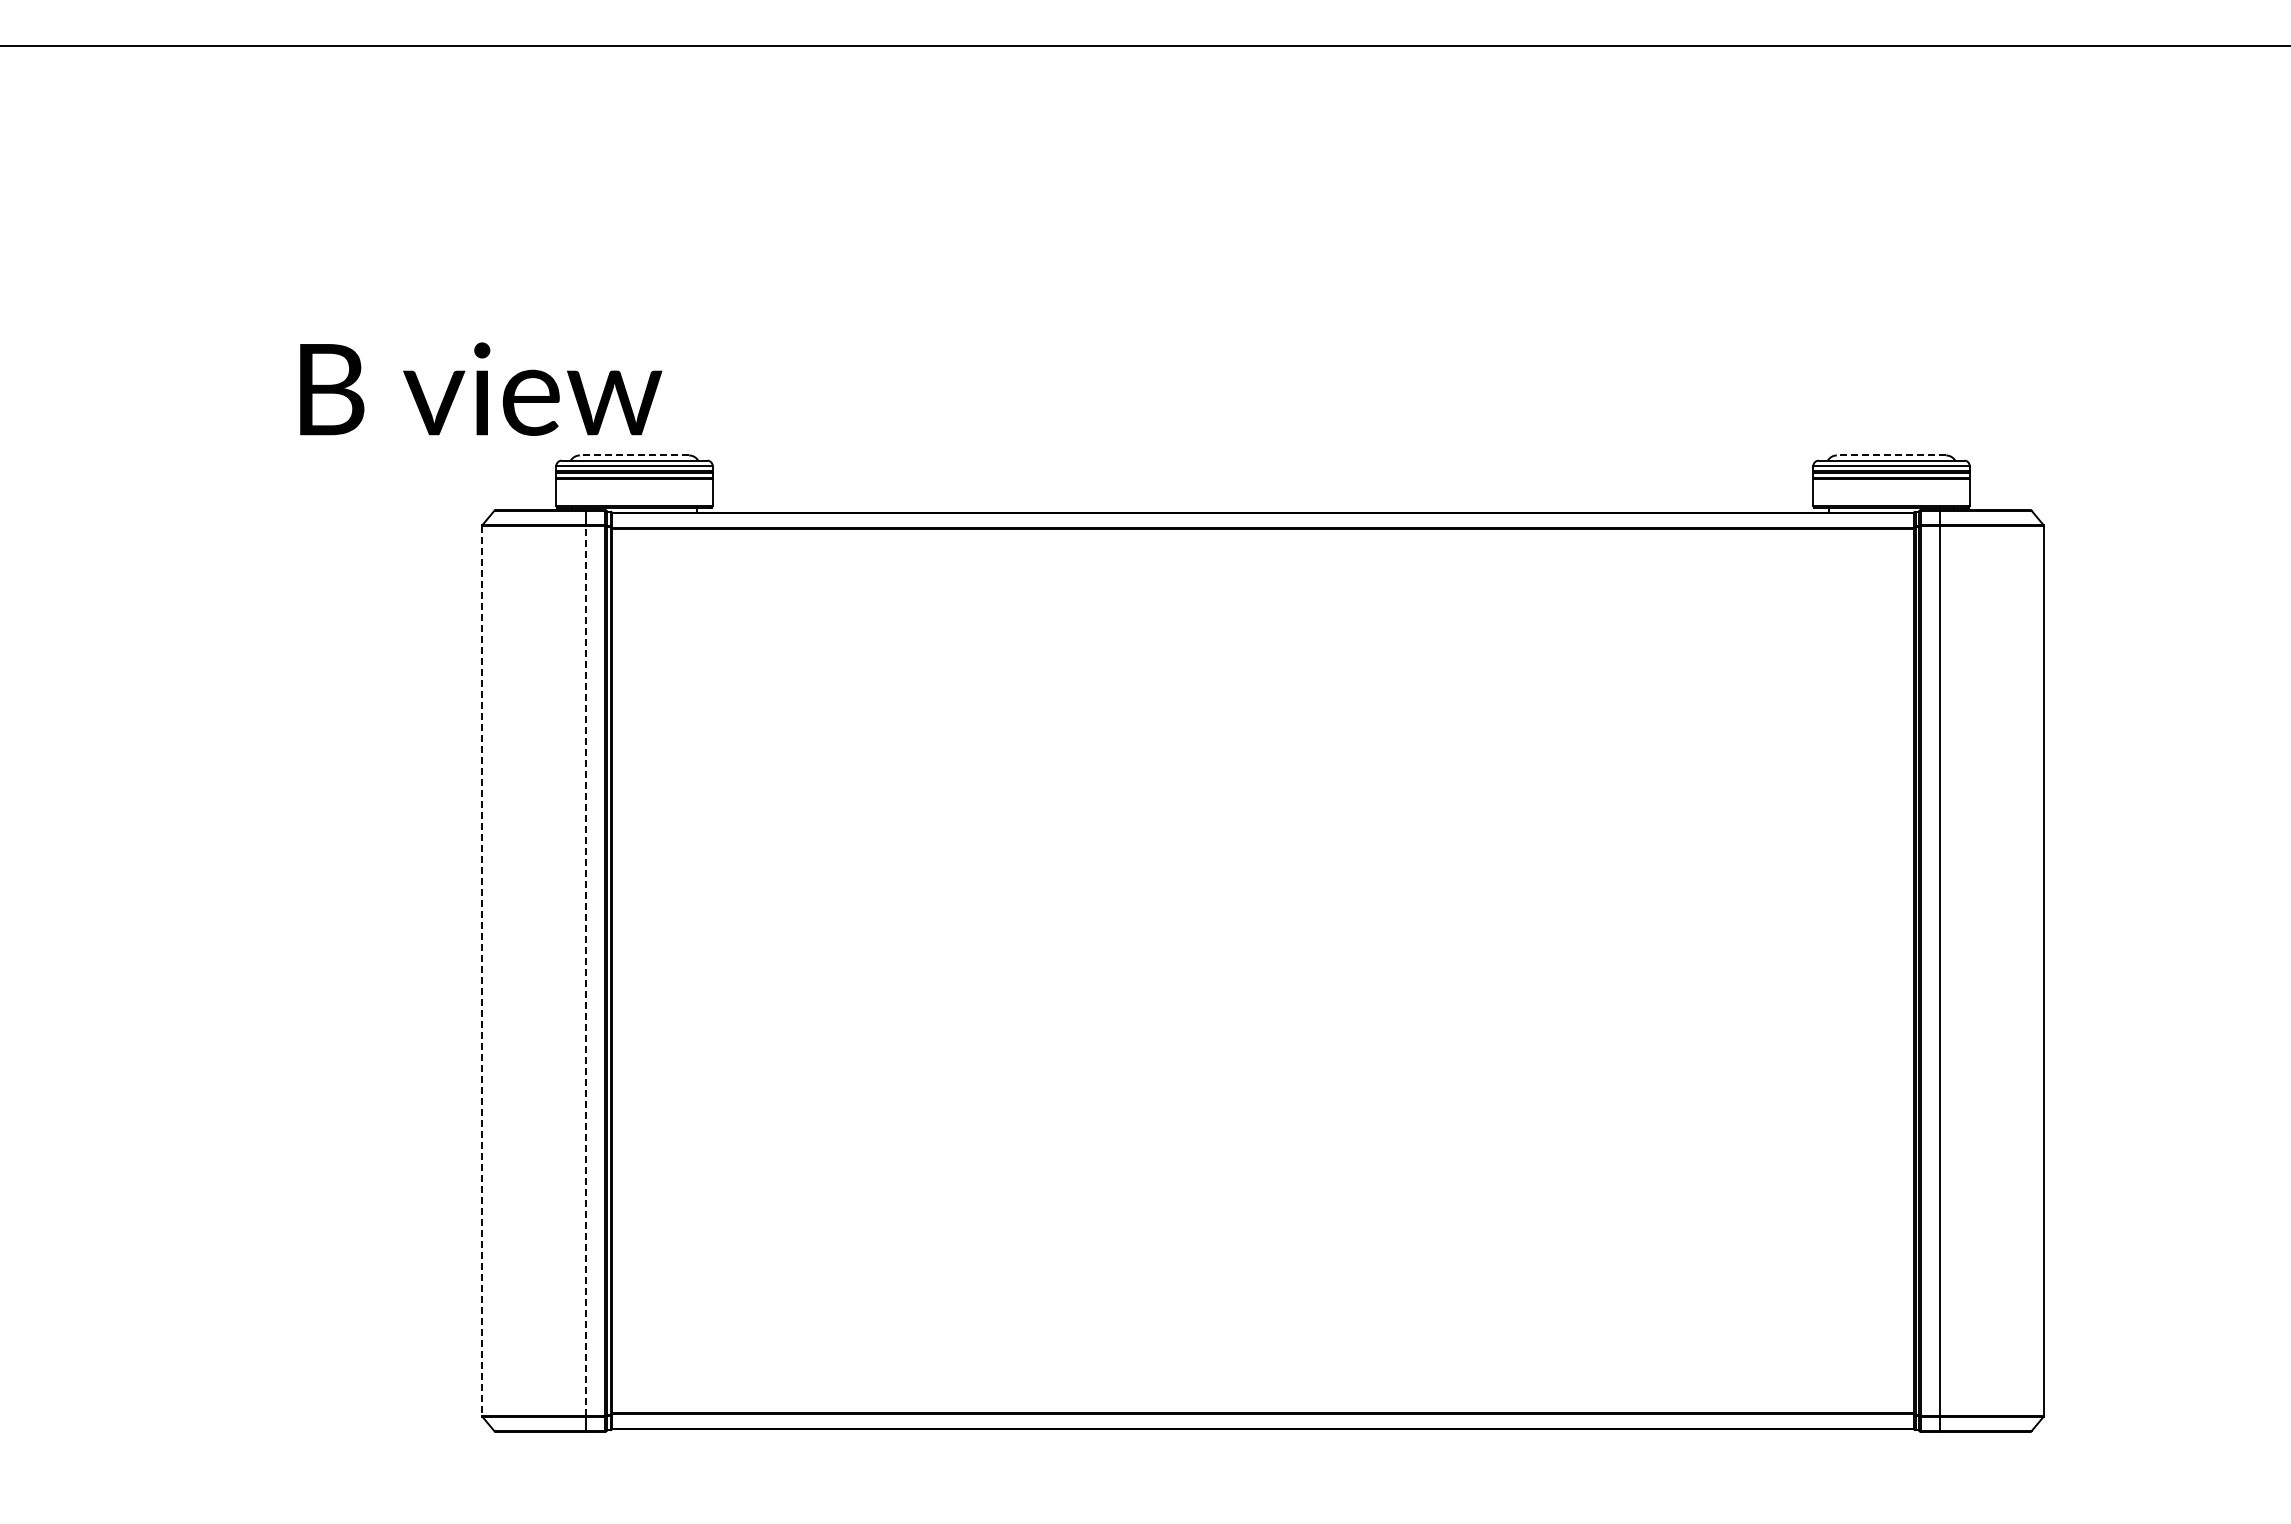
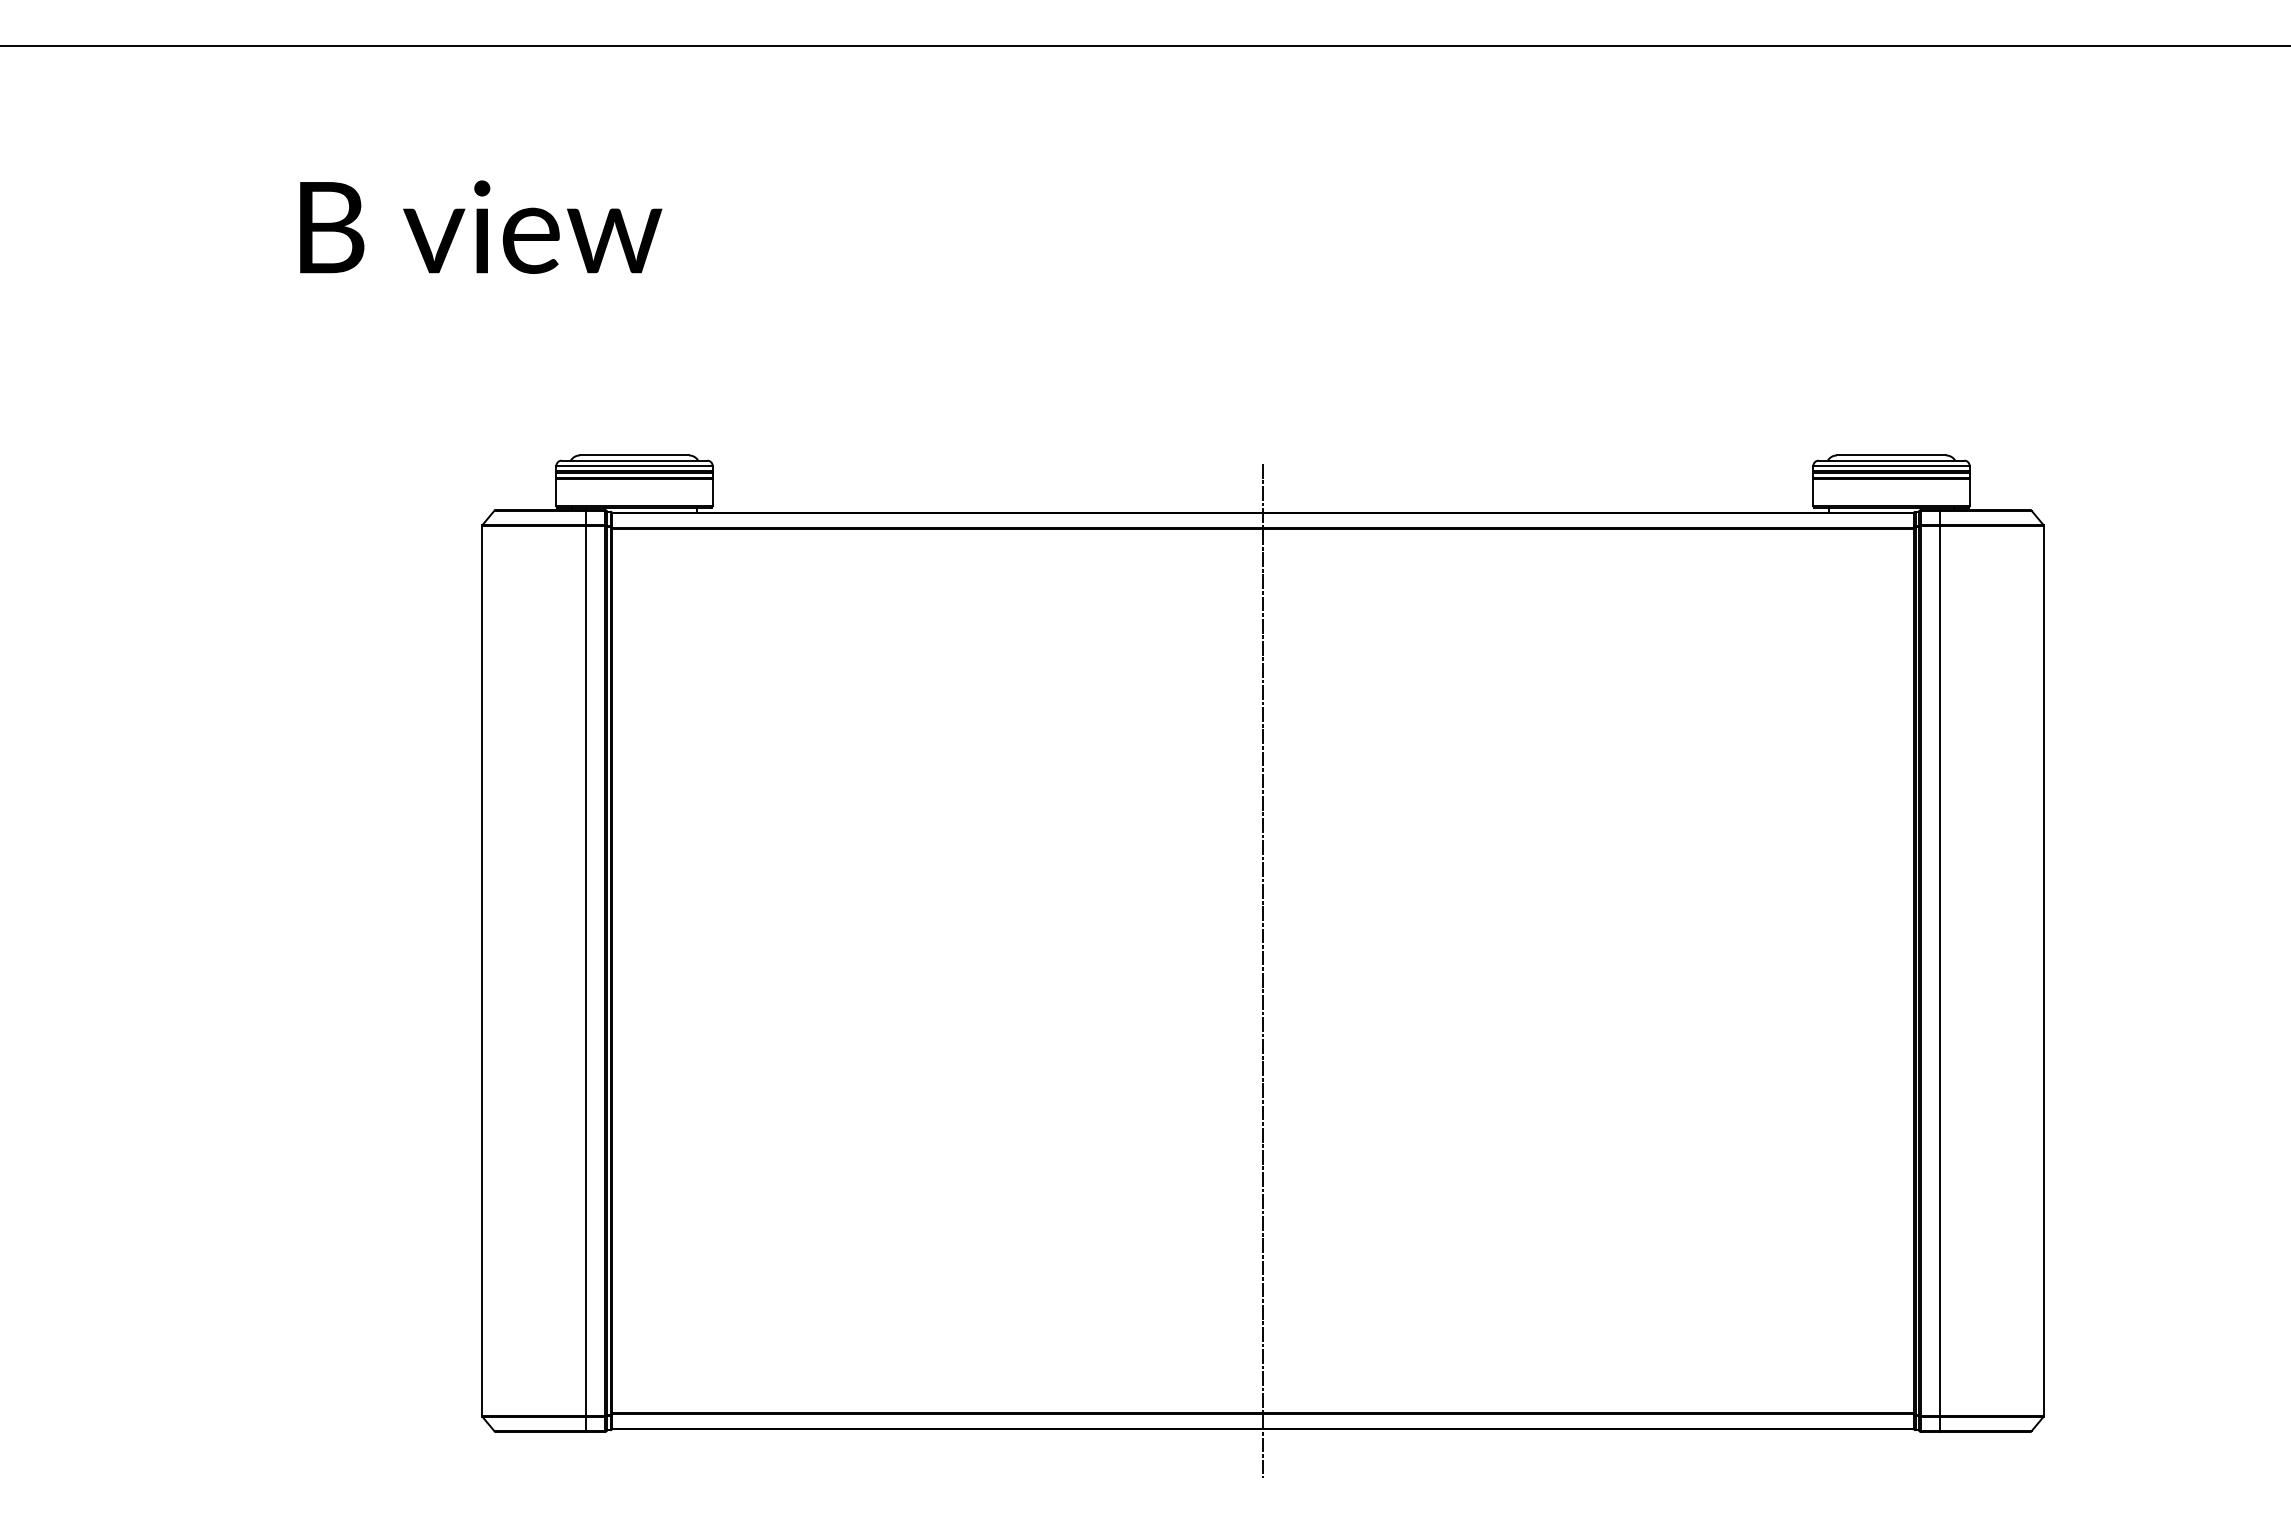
text position: (481, 388) -> (481, 226) (481, 226)
line: dashed -> solid (634, 455)
line: dashed -> solid (1891, 455)
line: dashed -> solid (481, 970)
line: dashed -> solid (586, 970)
line: none -> present (1263, 970)
